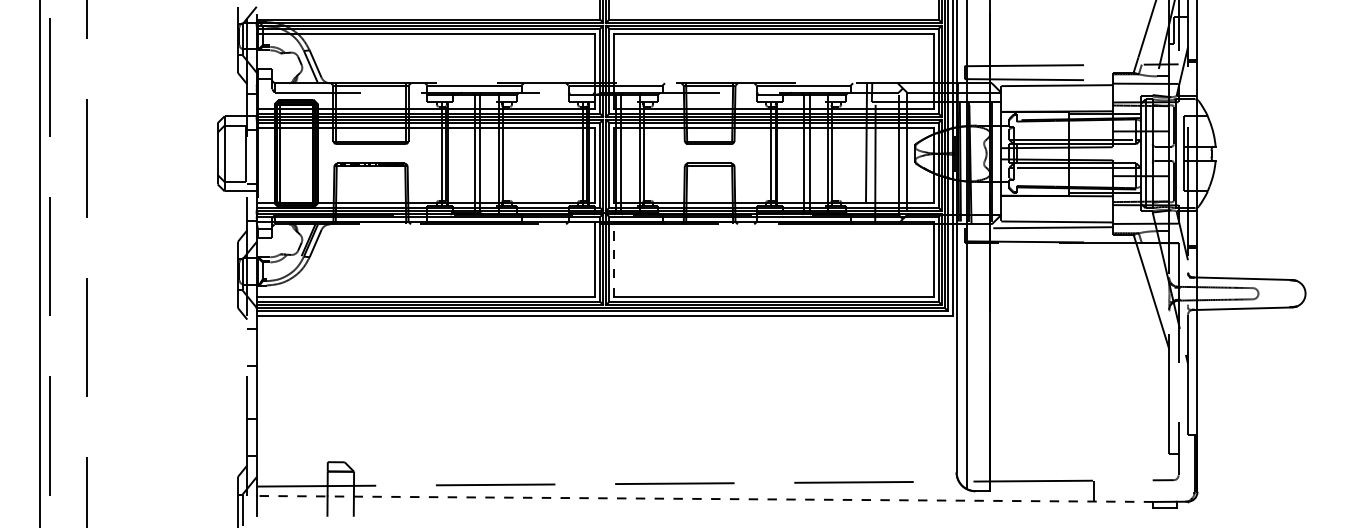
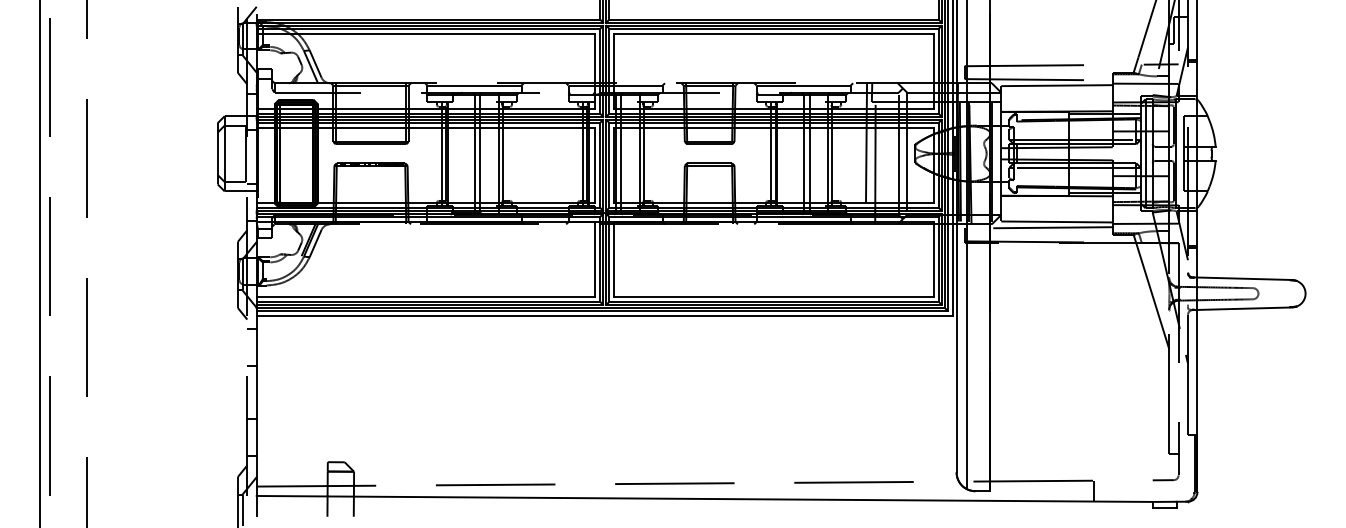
line: dashed -> solid (614, 259)
line: dashed -> solid (704, 498)
